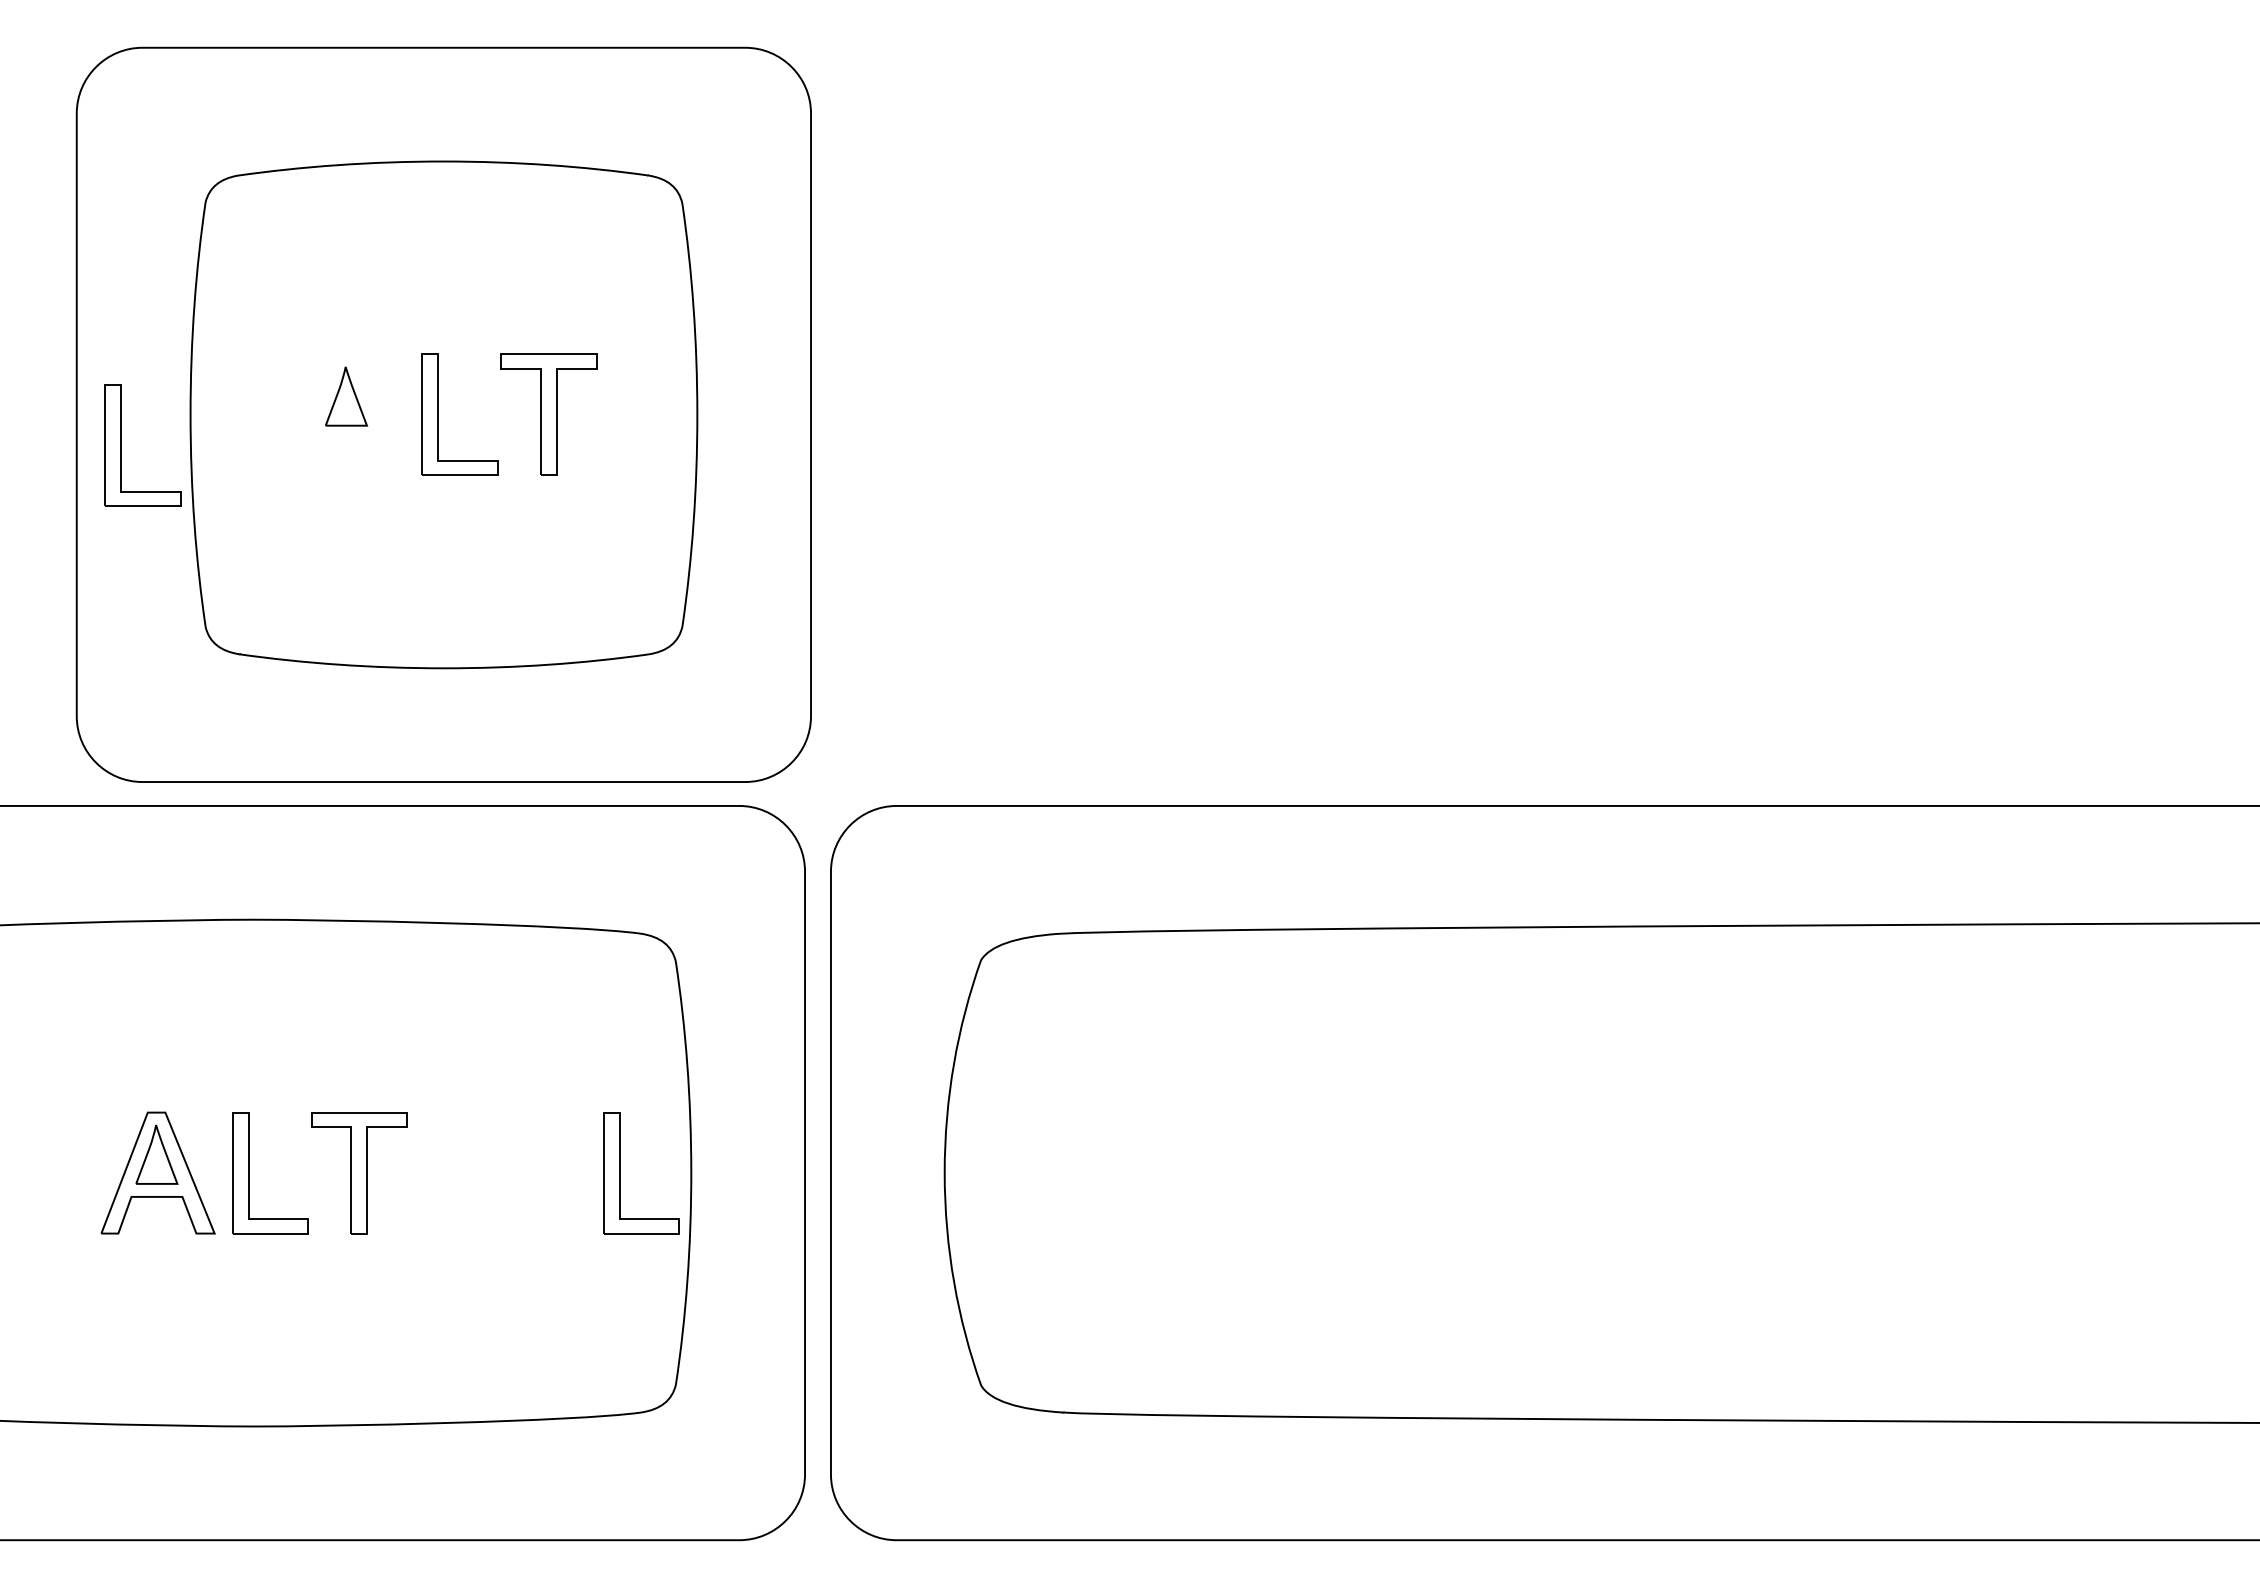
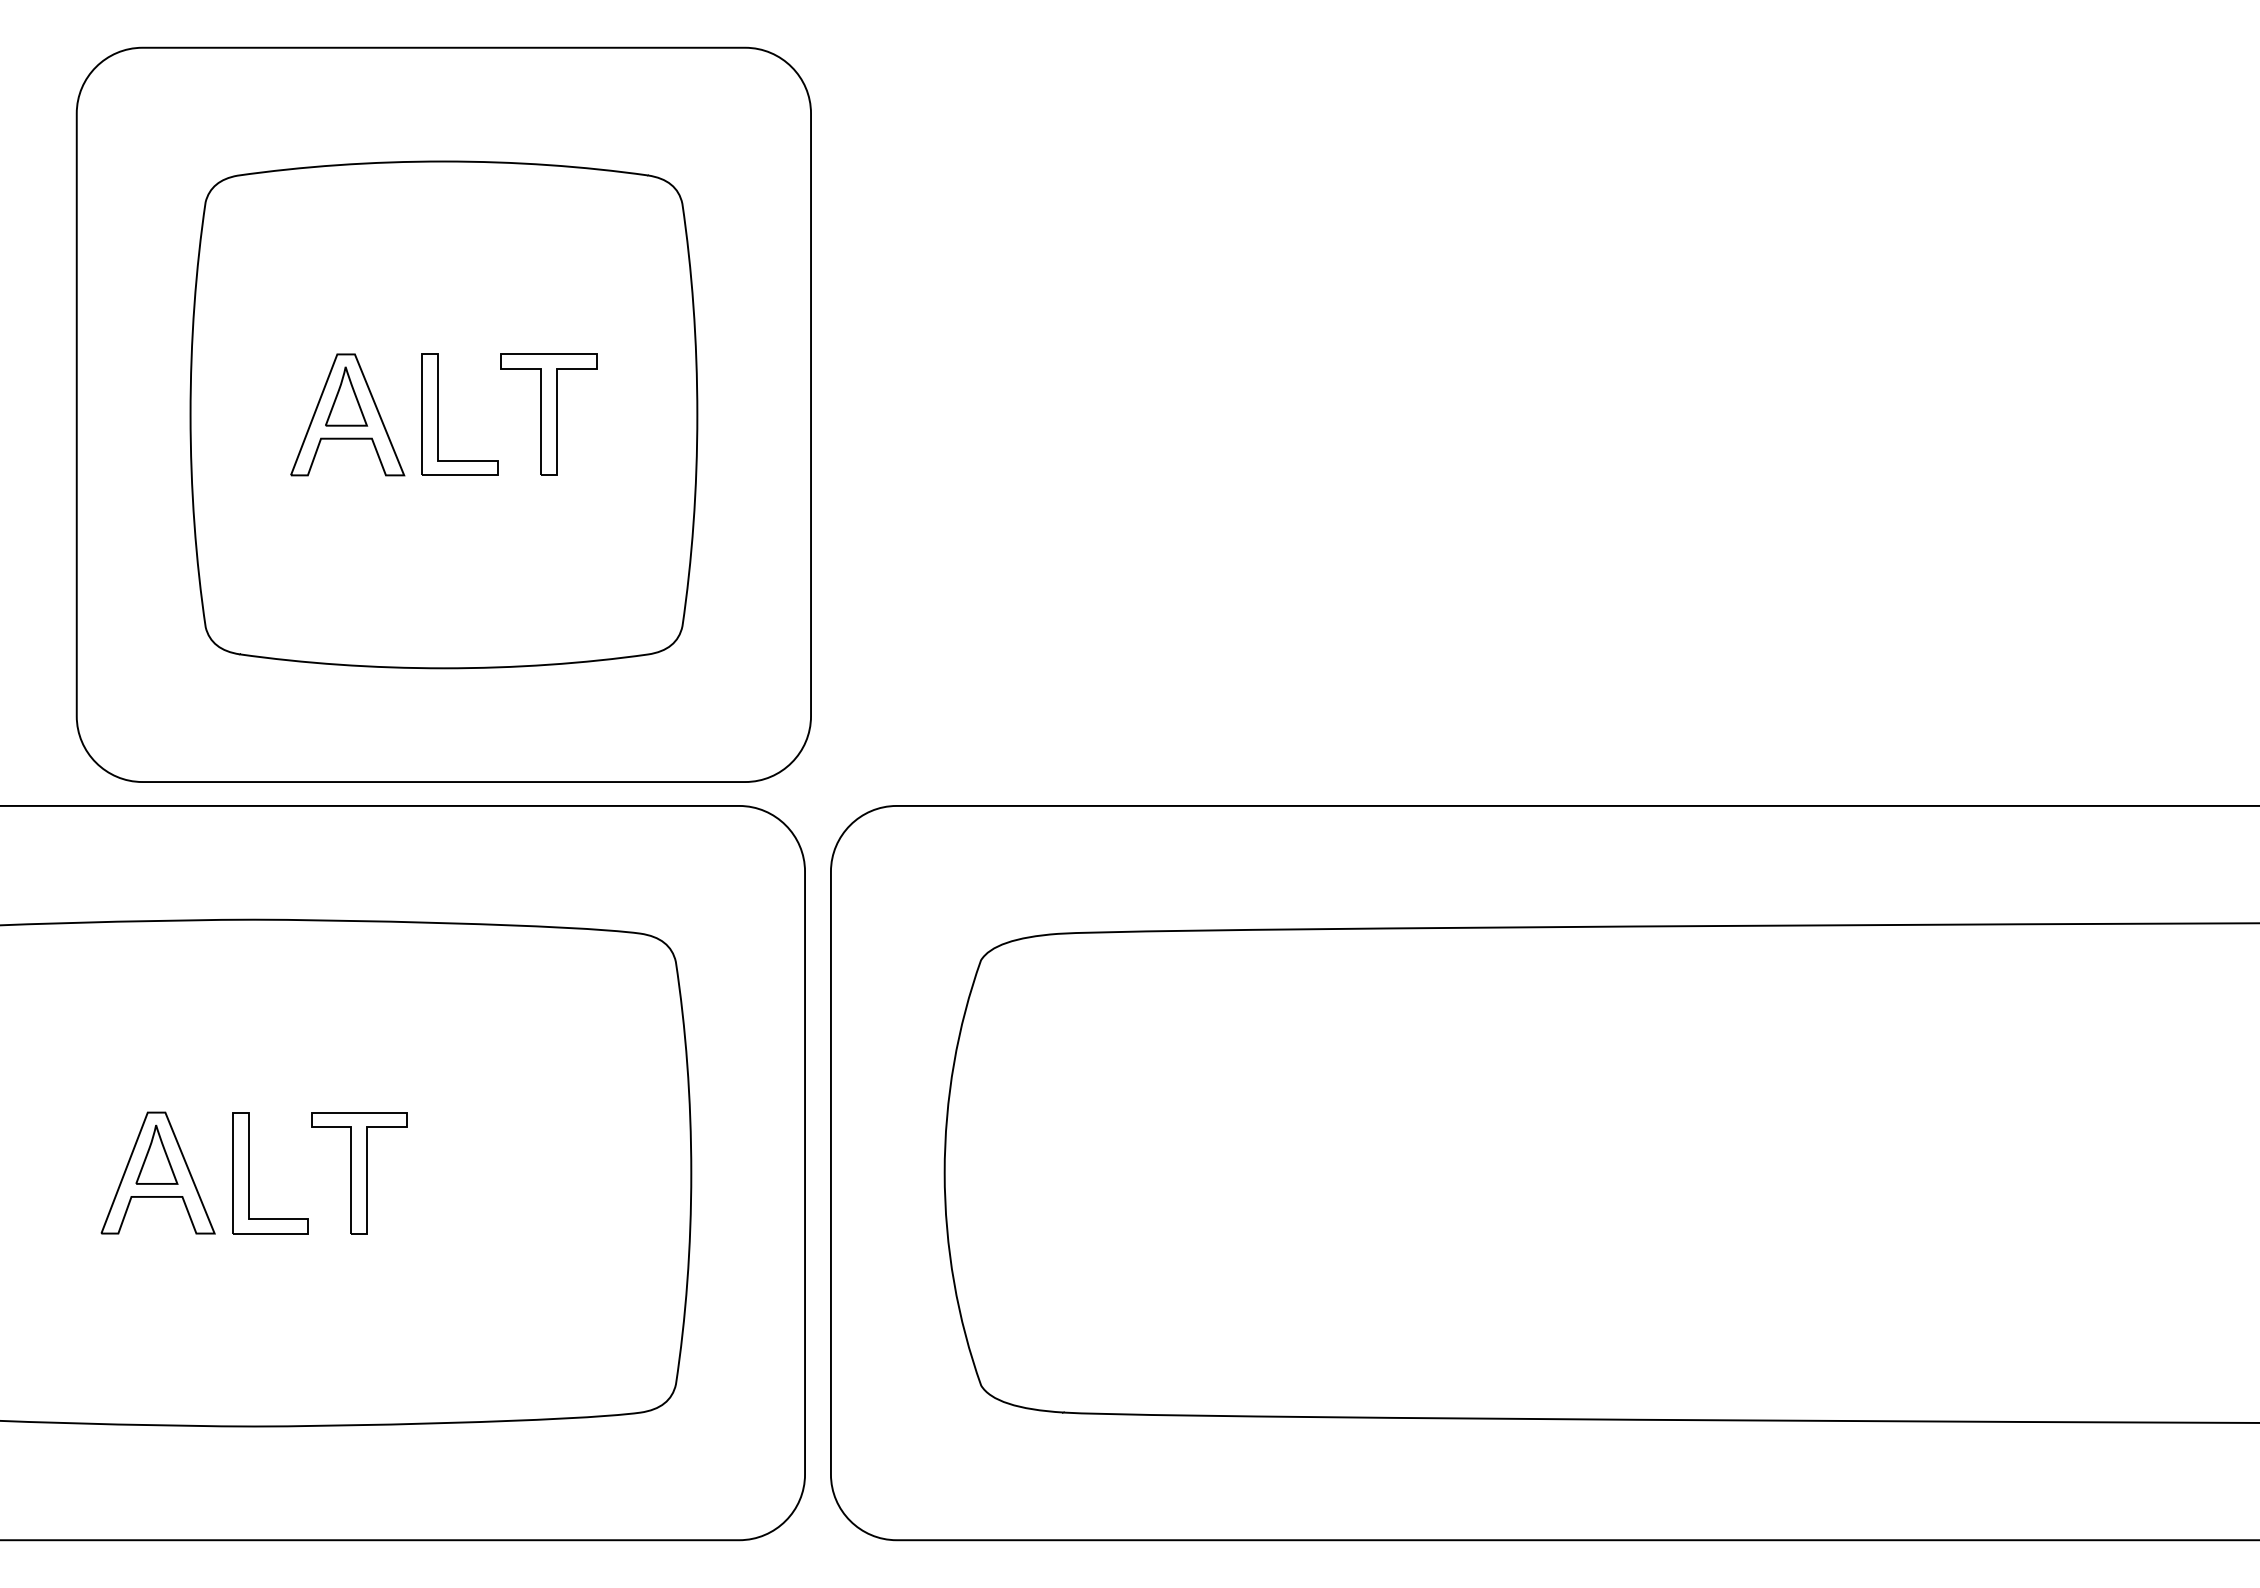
part: none -> present (347, 414)
part: present -> none (121, 445)
part: present -> none (620, 1173)
